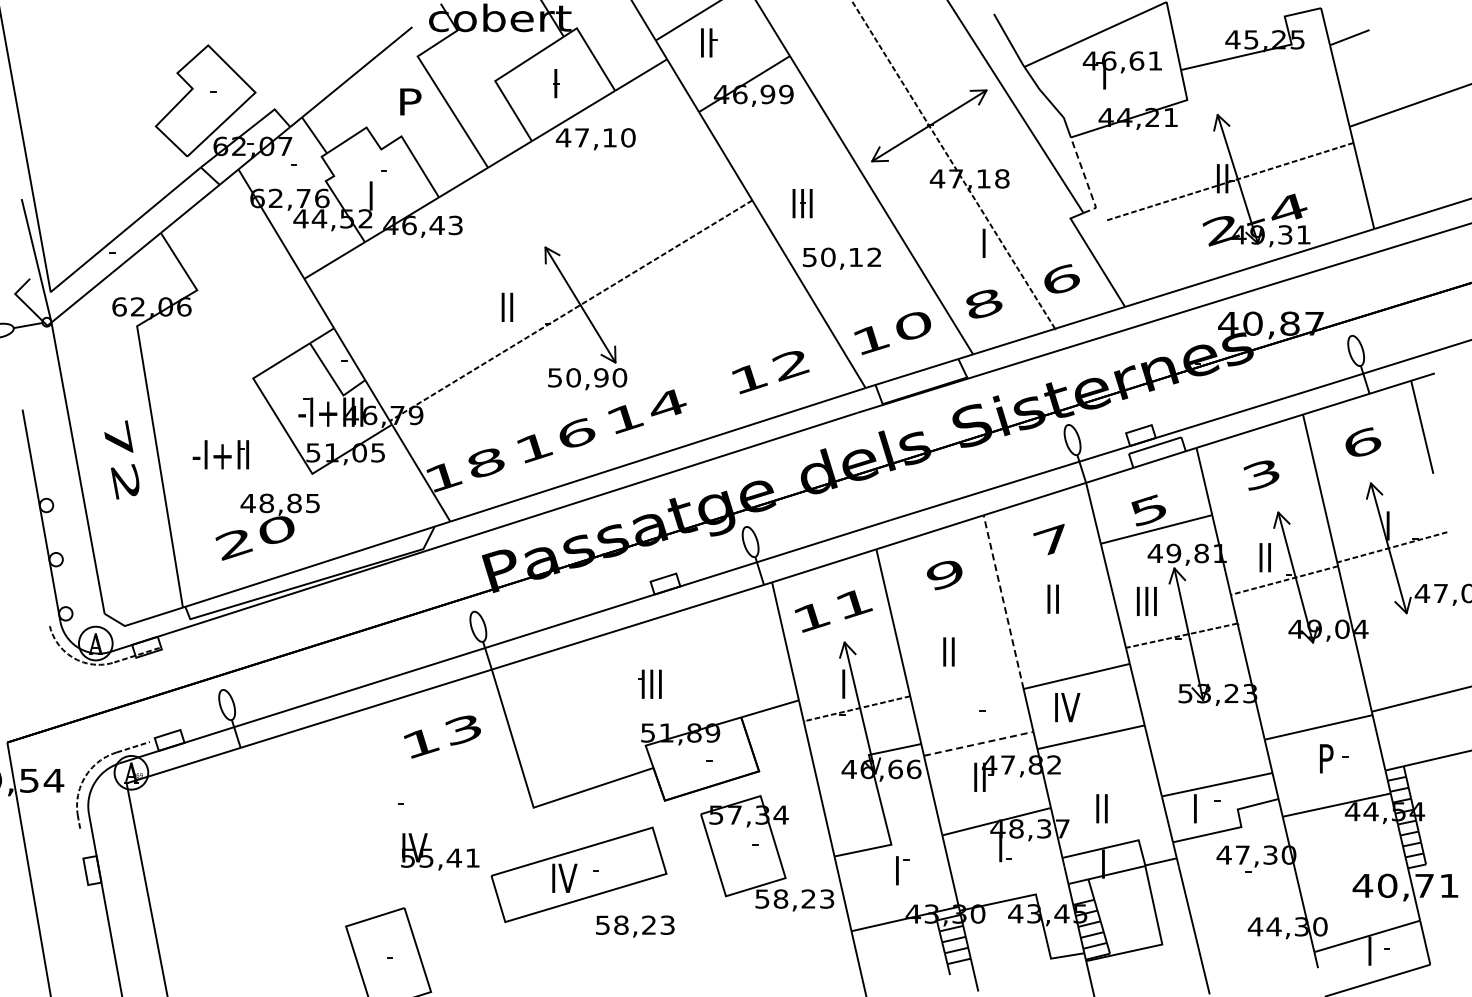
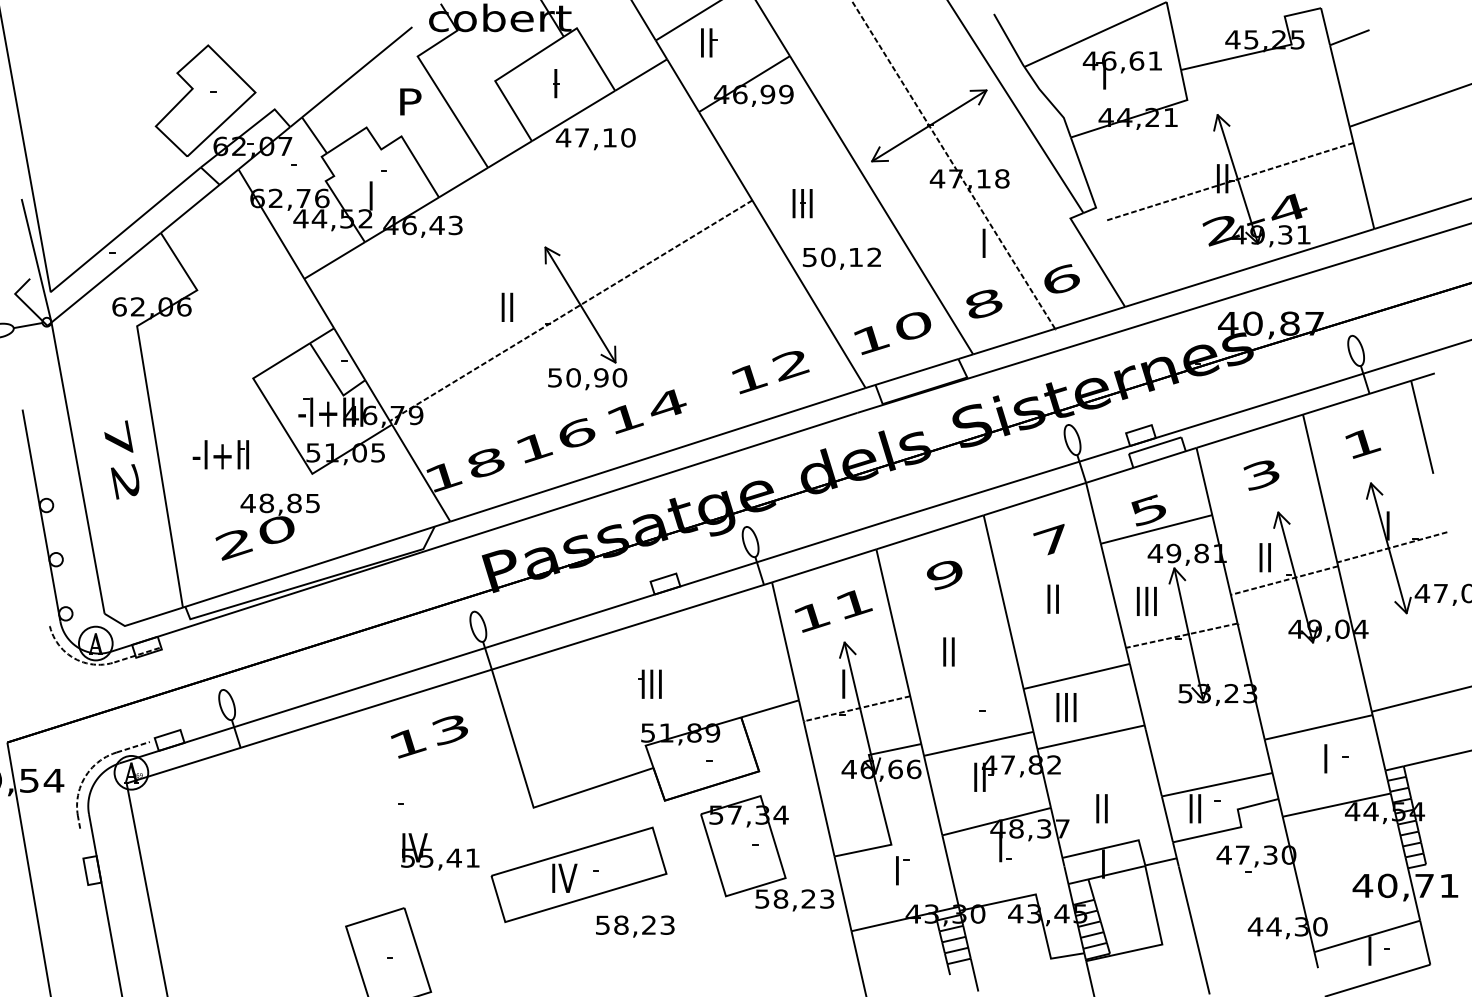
line: dashed -> solid (1086, 179)
text: 6 -> 1 (1363, 442)
line: dashed -> solid (1003, 602)
text: IV -> III (1067, 707)
text position: (442, 736) -> (429, 736) (429, 736)
line: dashed -> solid (978, 743)
text: P -> I (1326, 758)
text: I -> II (1195, 808)
